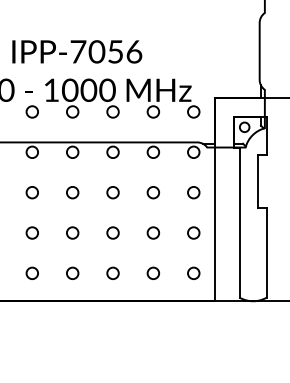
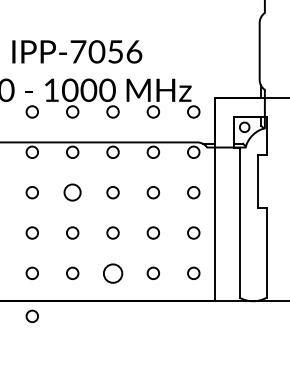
circle size: 14x14 px -> 19x19 px (72, 192)
circle size: 14x14 px -> 21x21 px (113, 273)
circle: none -> present (31, 315)
